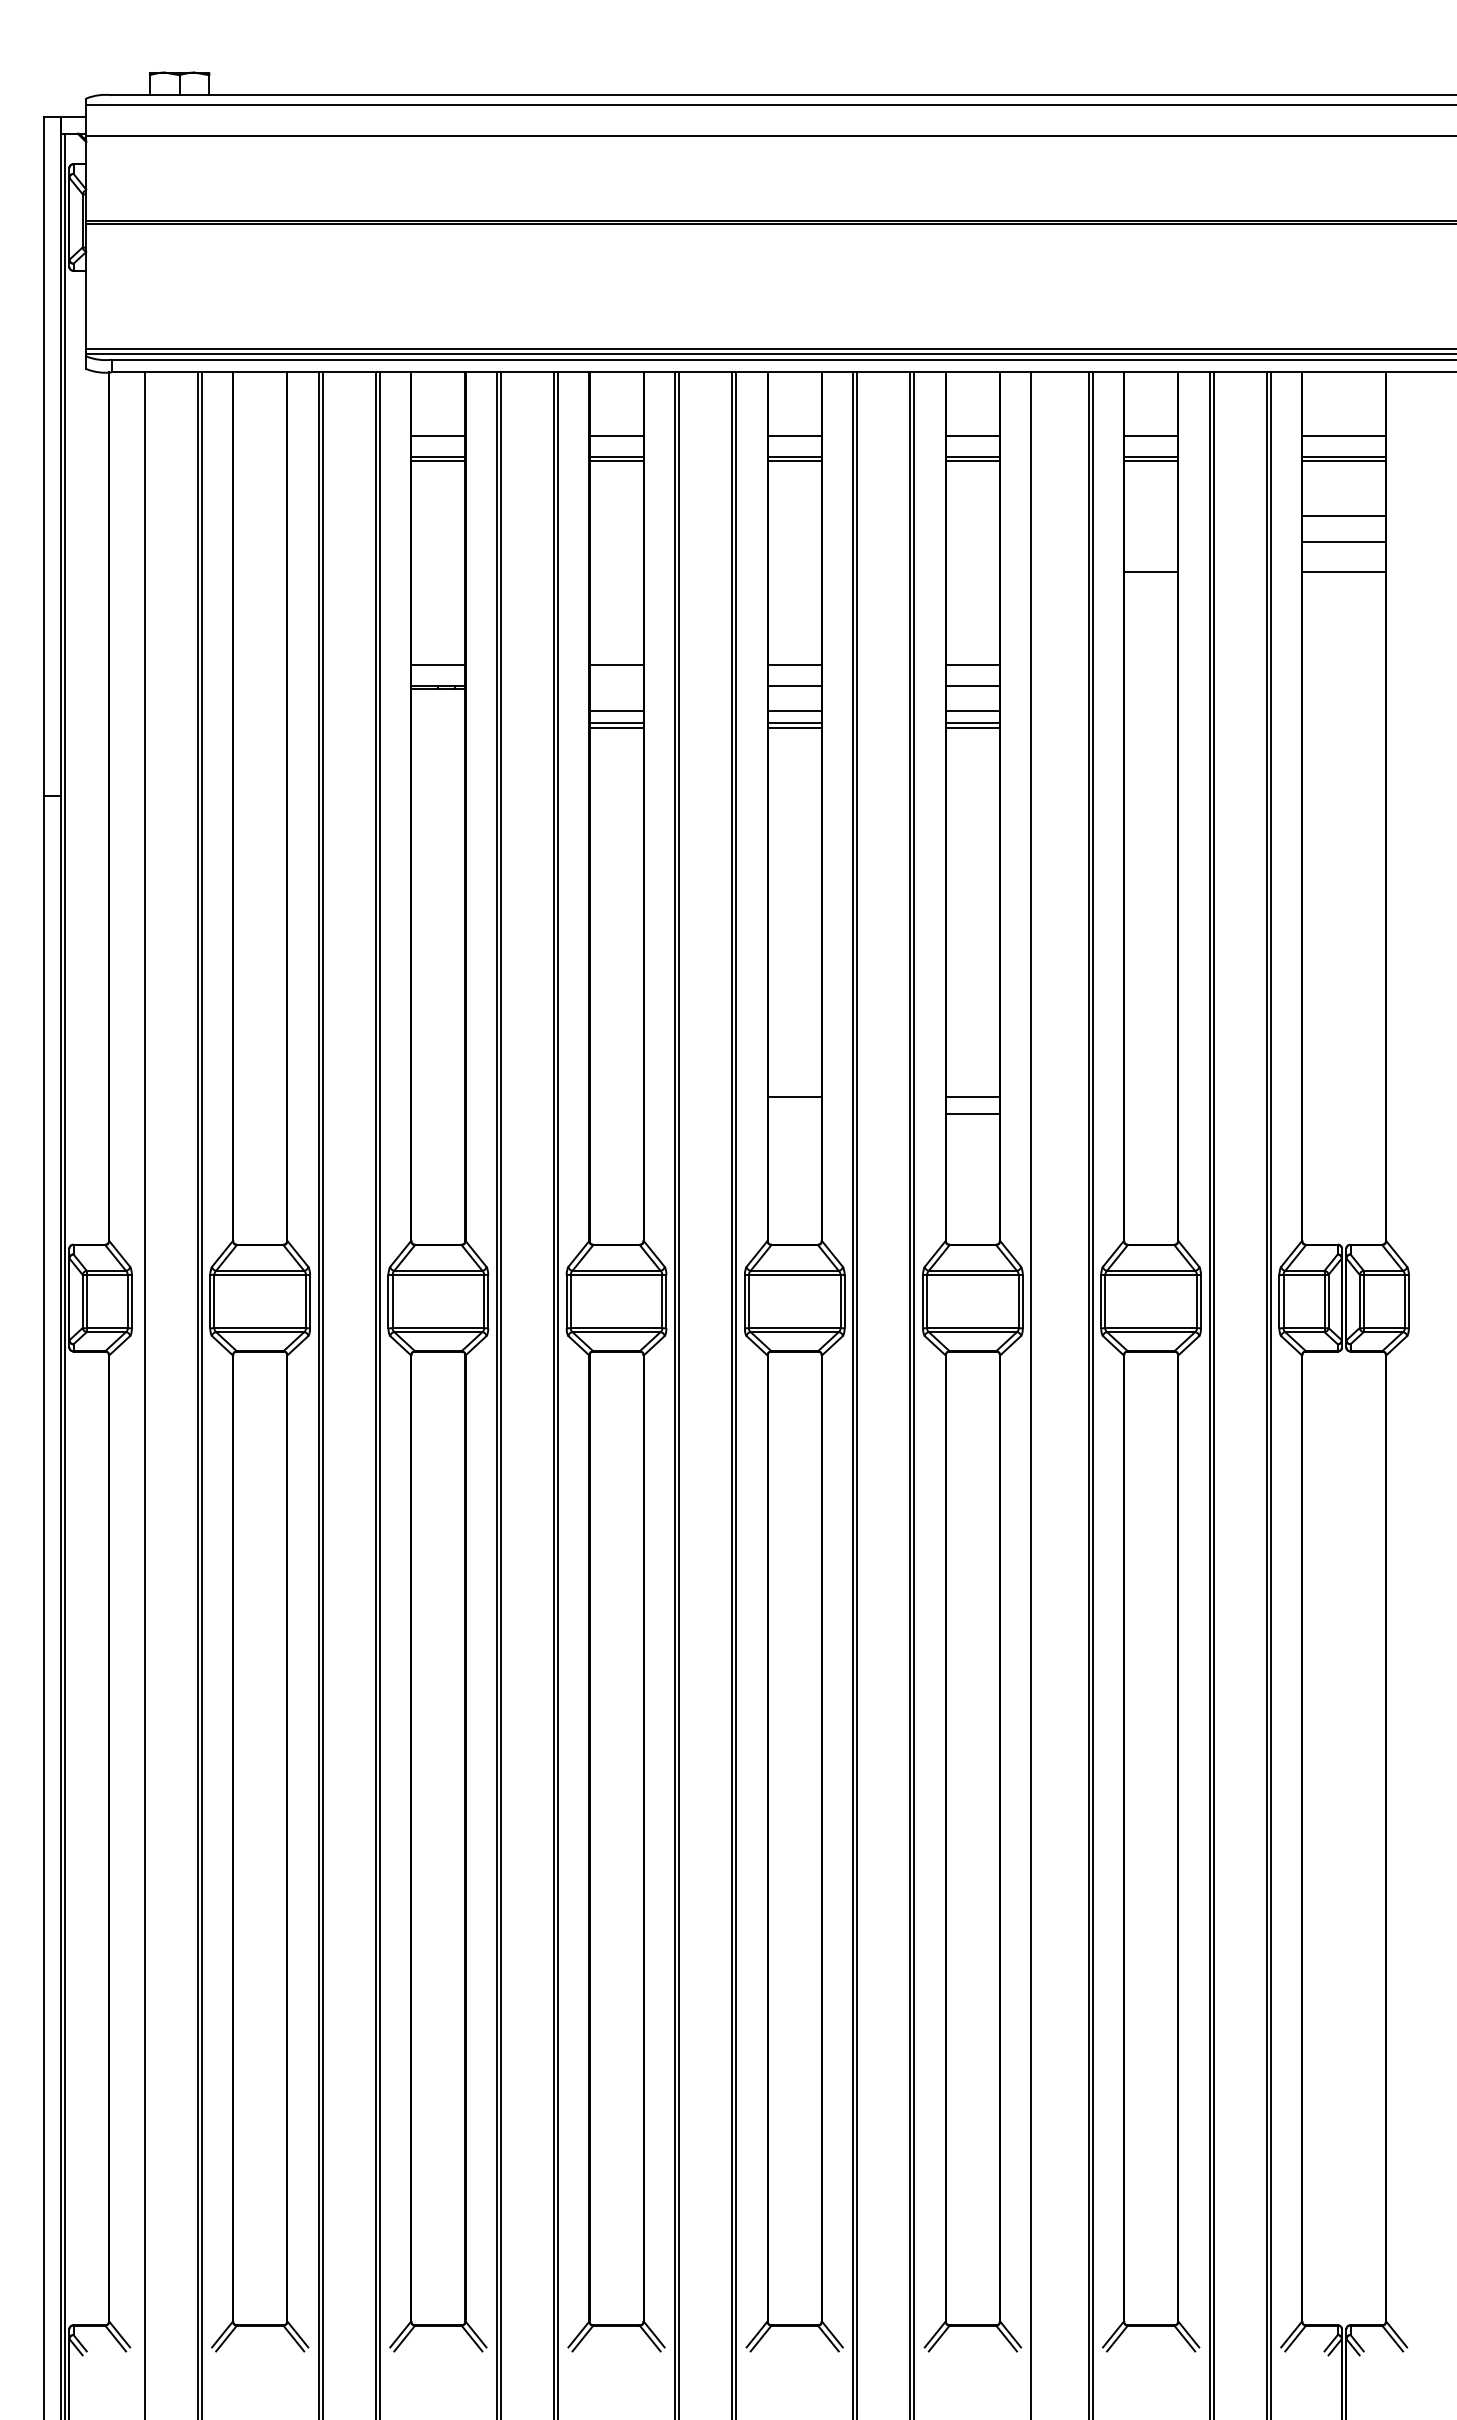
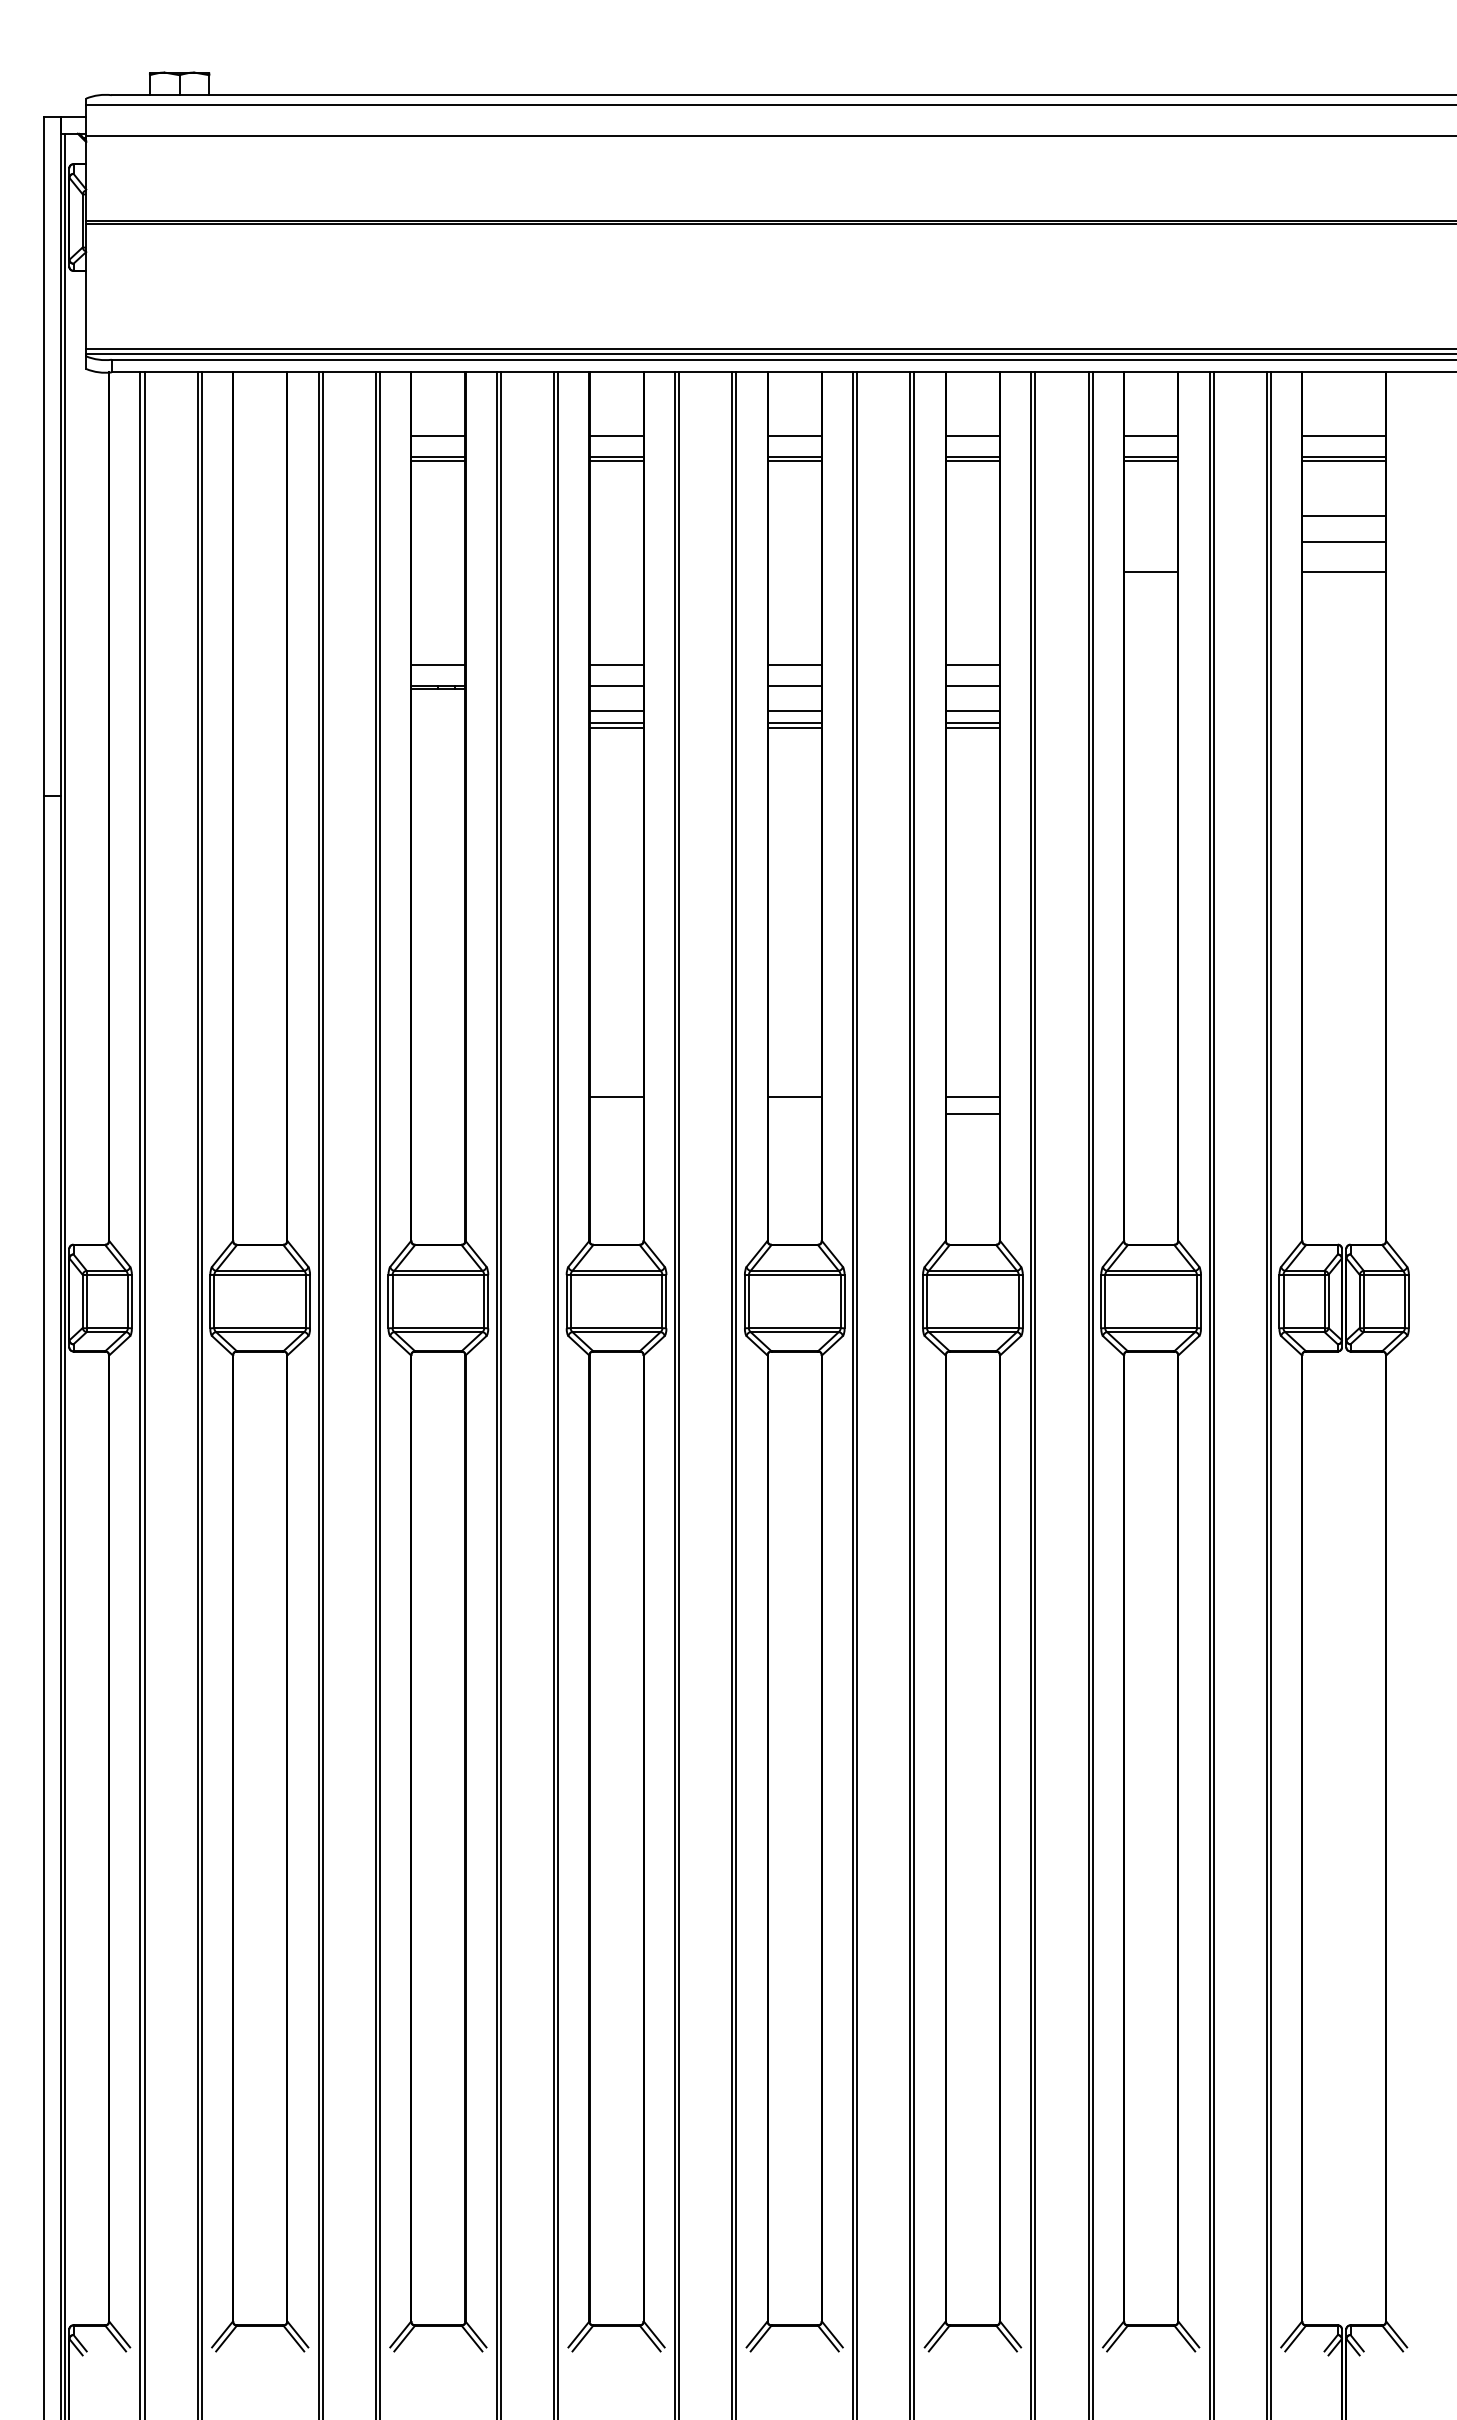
line: none -> present (616, 686)
line: none -> present (616, 1096)
line: none -> present (140, 1394)
line: none -> present (1035, 1394)
